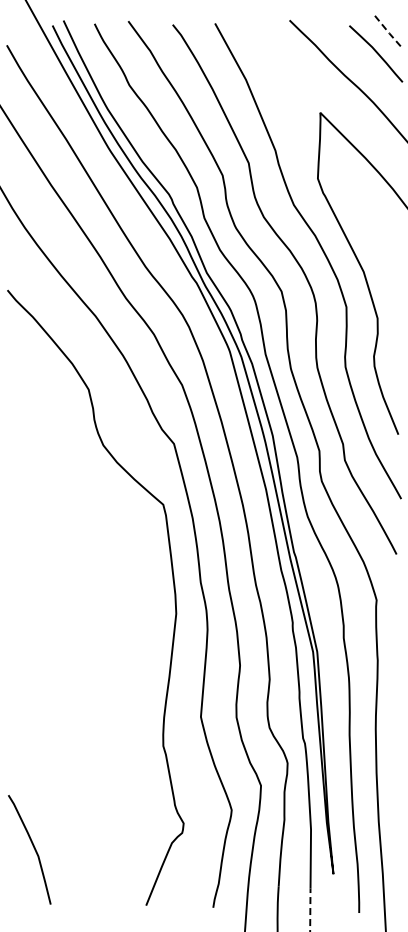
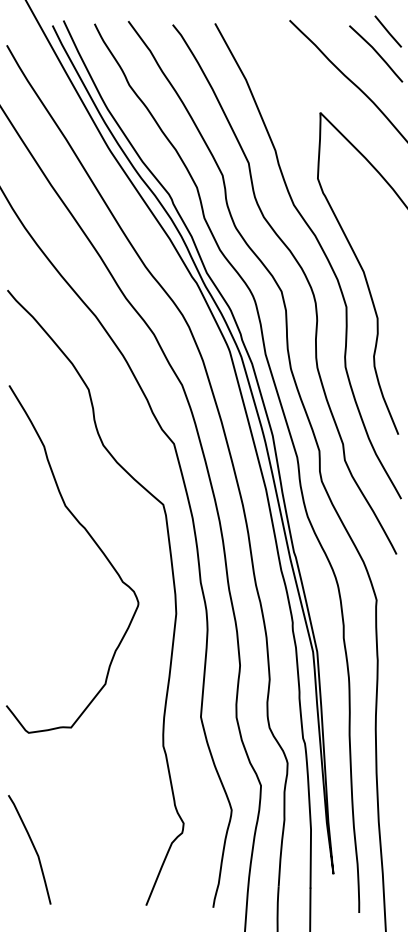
line: dashed -> solid (388, 32)
curve: none -> present (95, 544)
line: dashed -> solid (310, 909)
